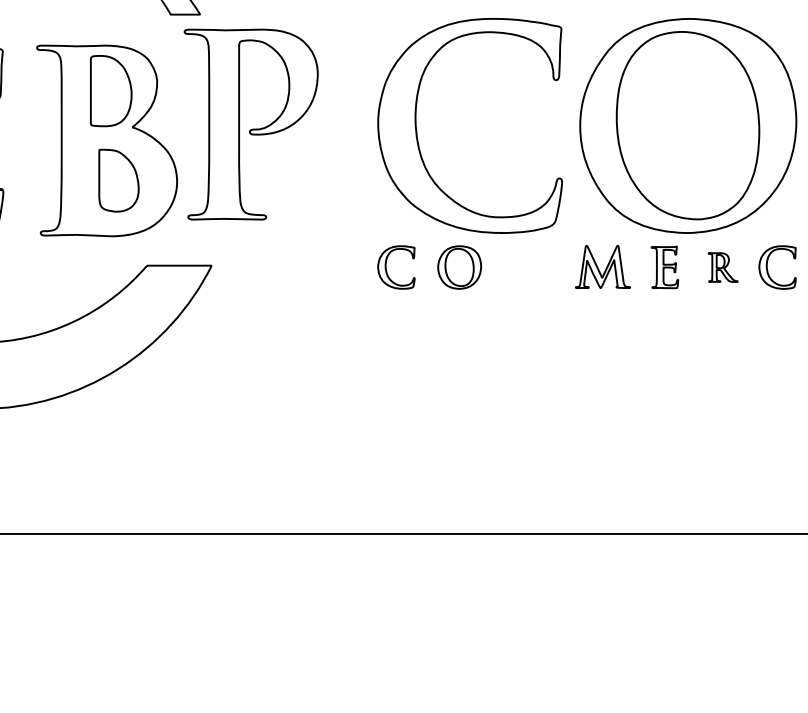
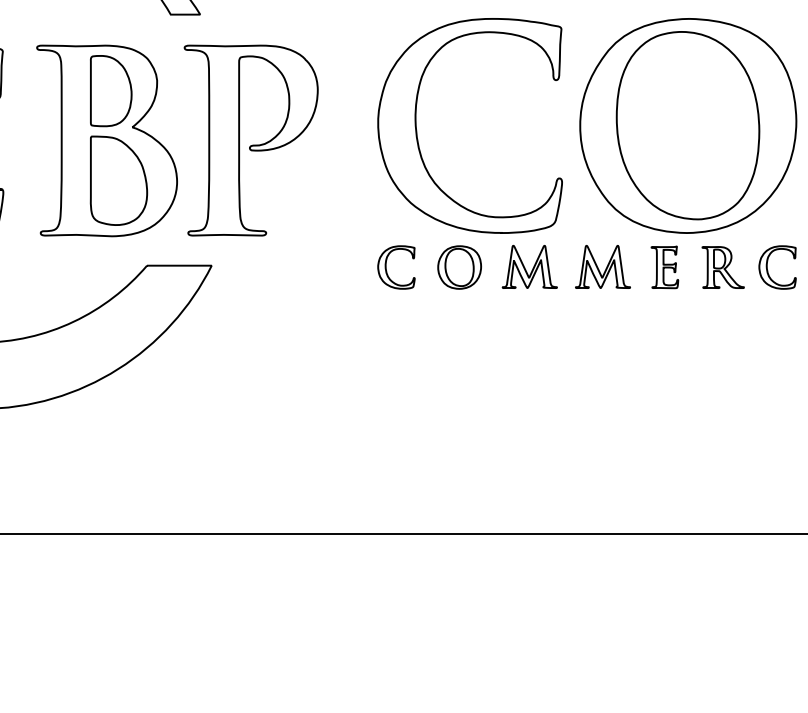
part position: (250, 124) -> (250, 140) (250, 140)
part size: 42x65 px -> 60x91 px (118, 180)
part: none -> present (529, 266)
part size: 32x31 px -> 44x43 px (722, 267)
